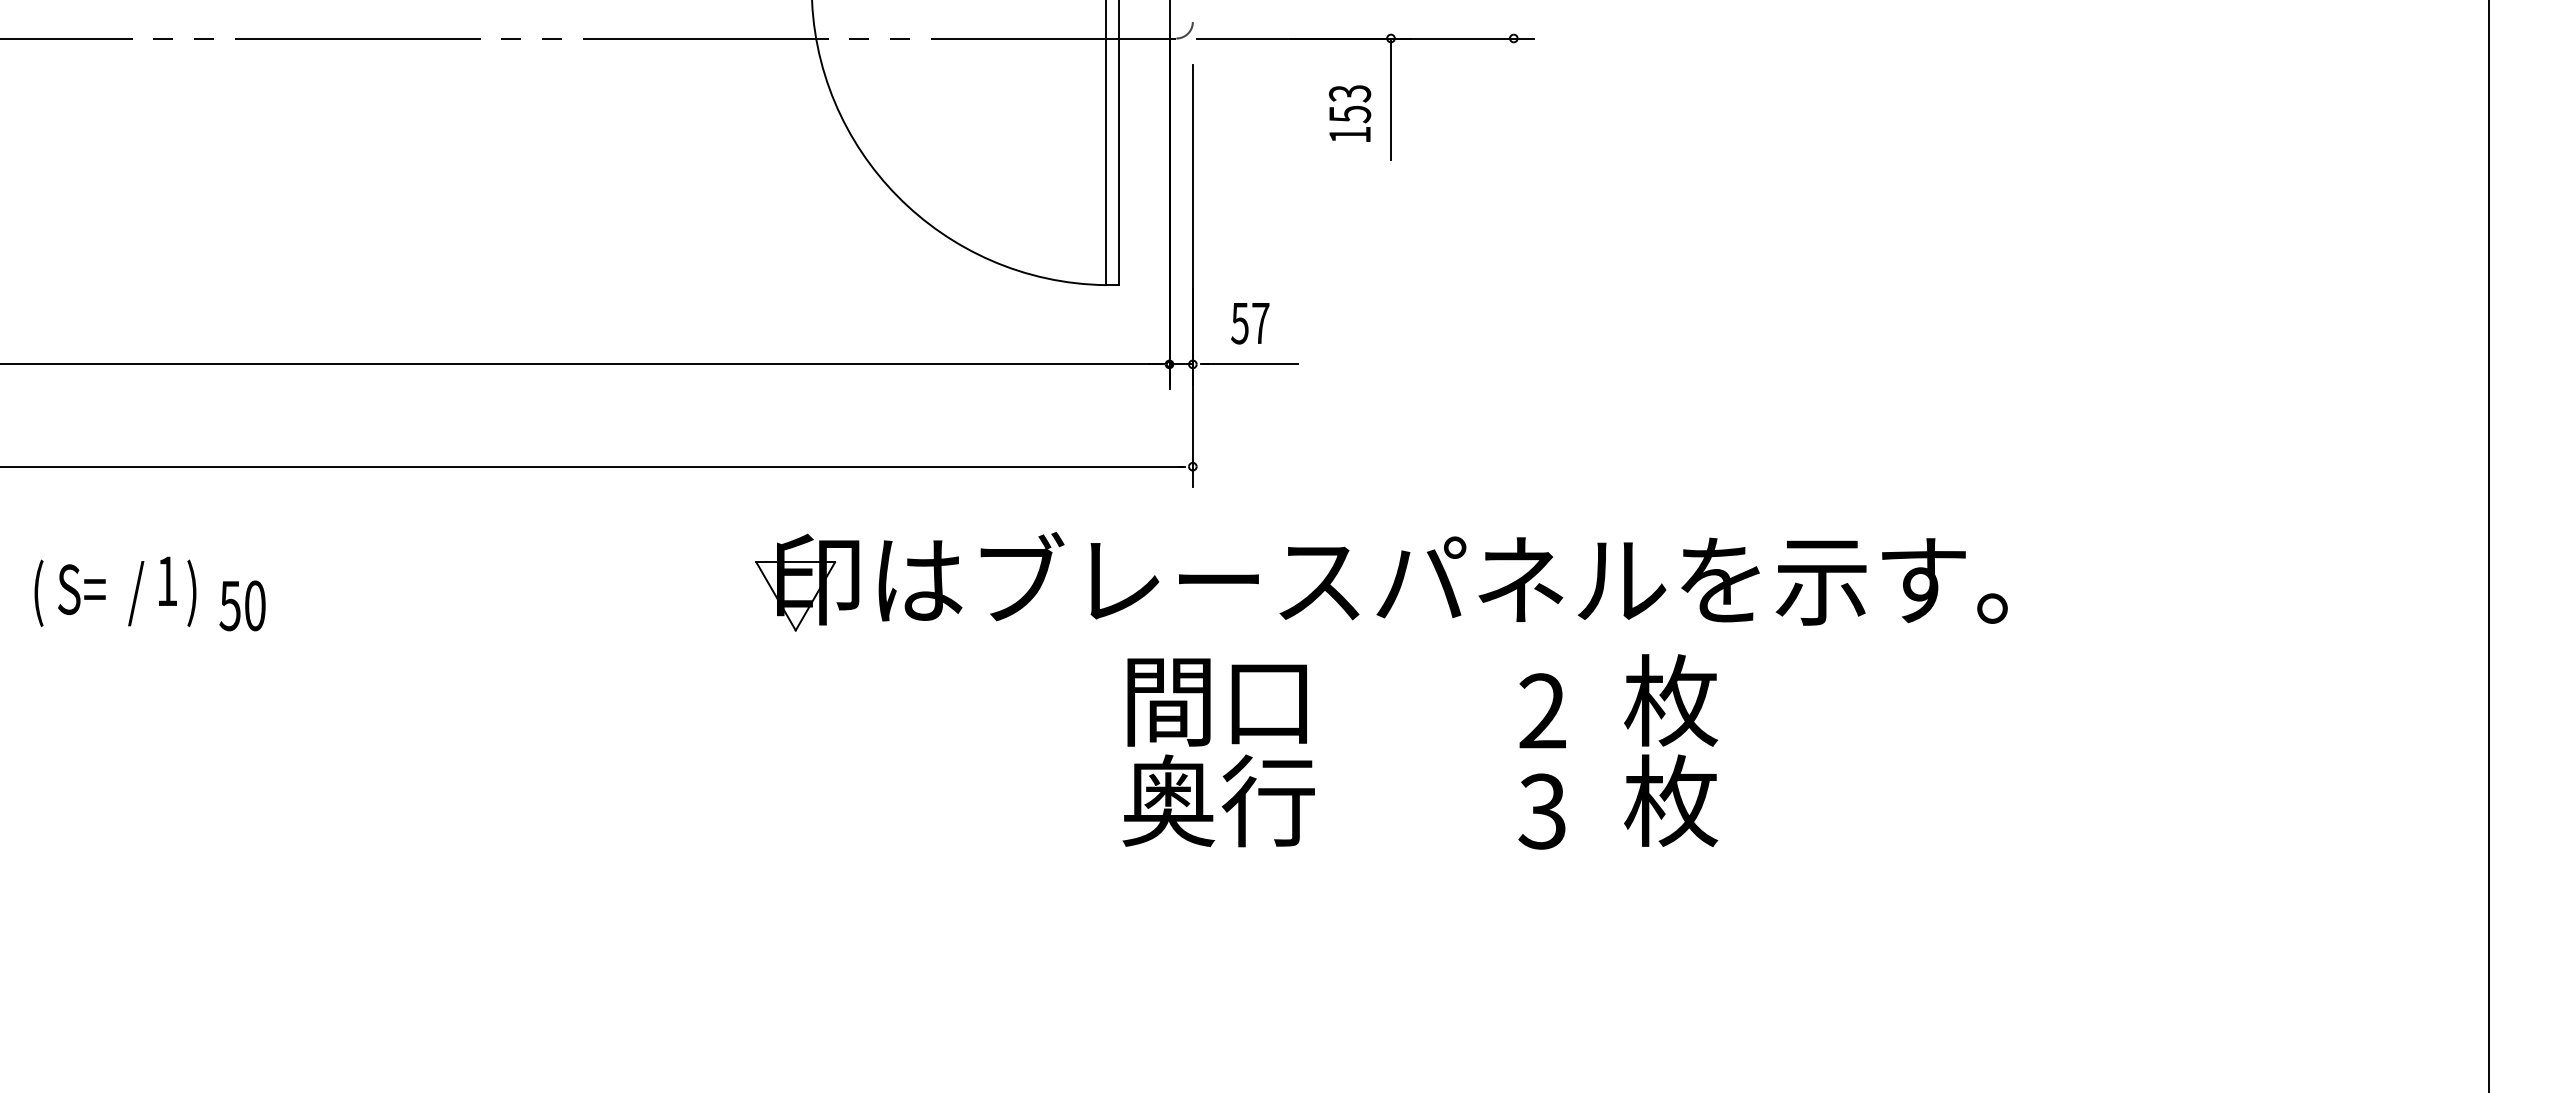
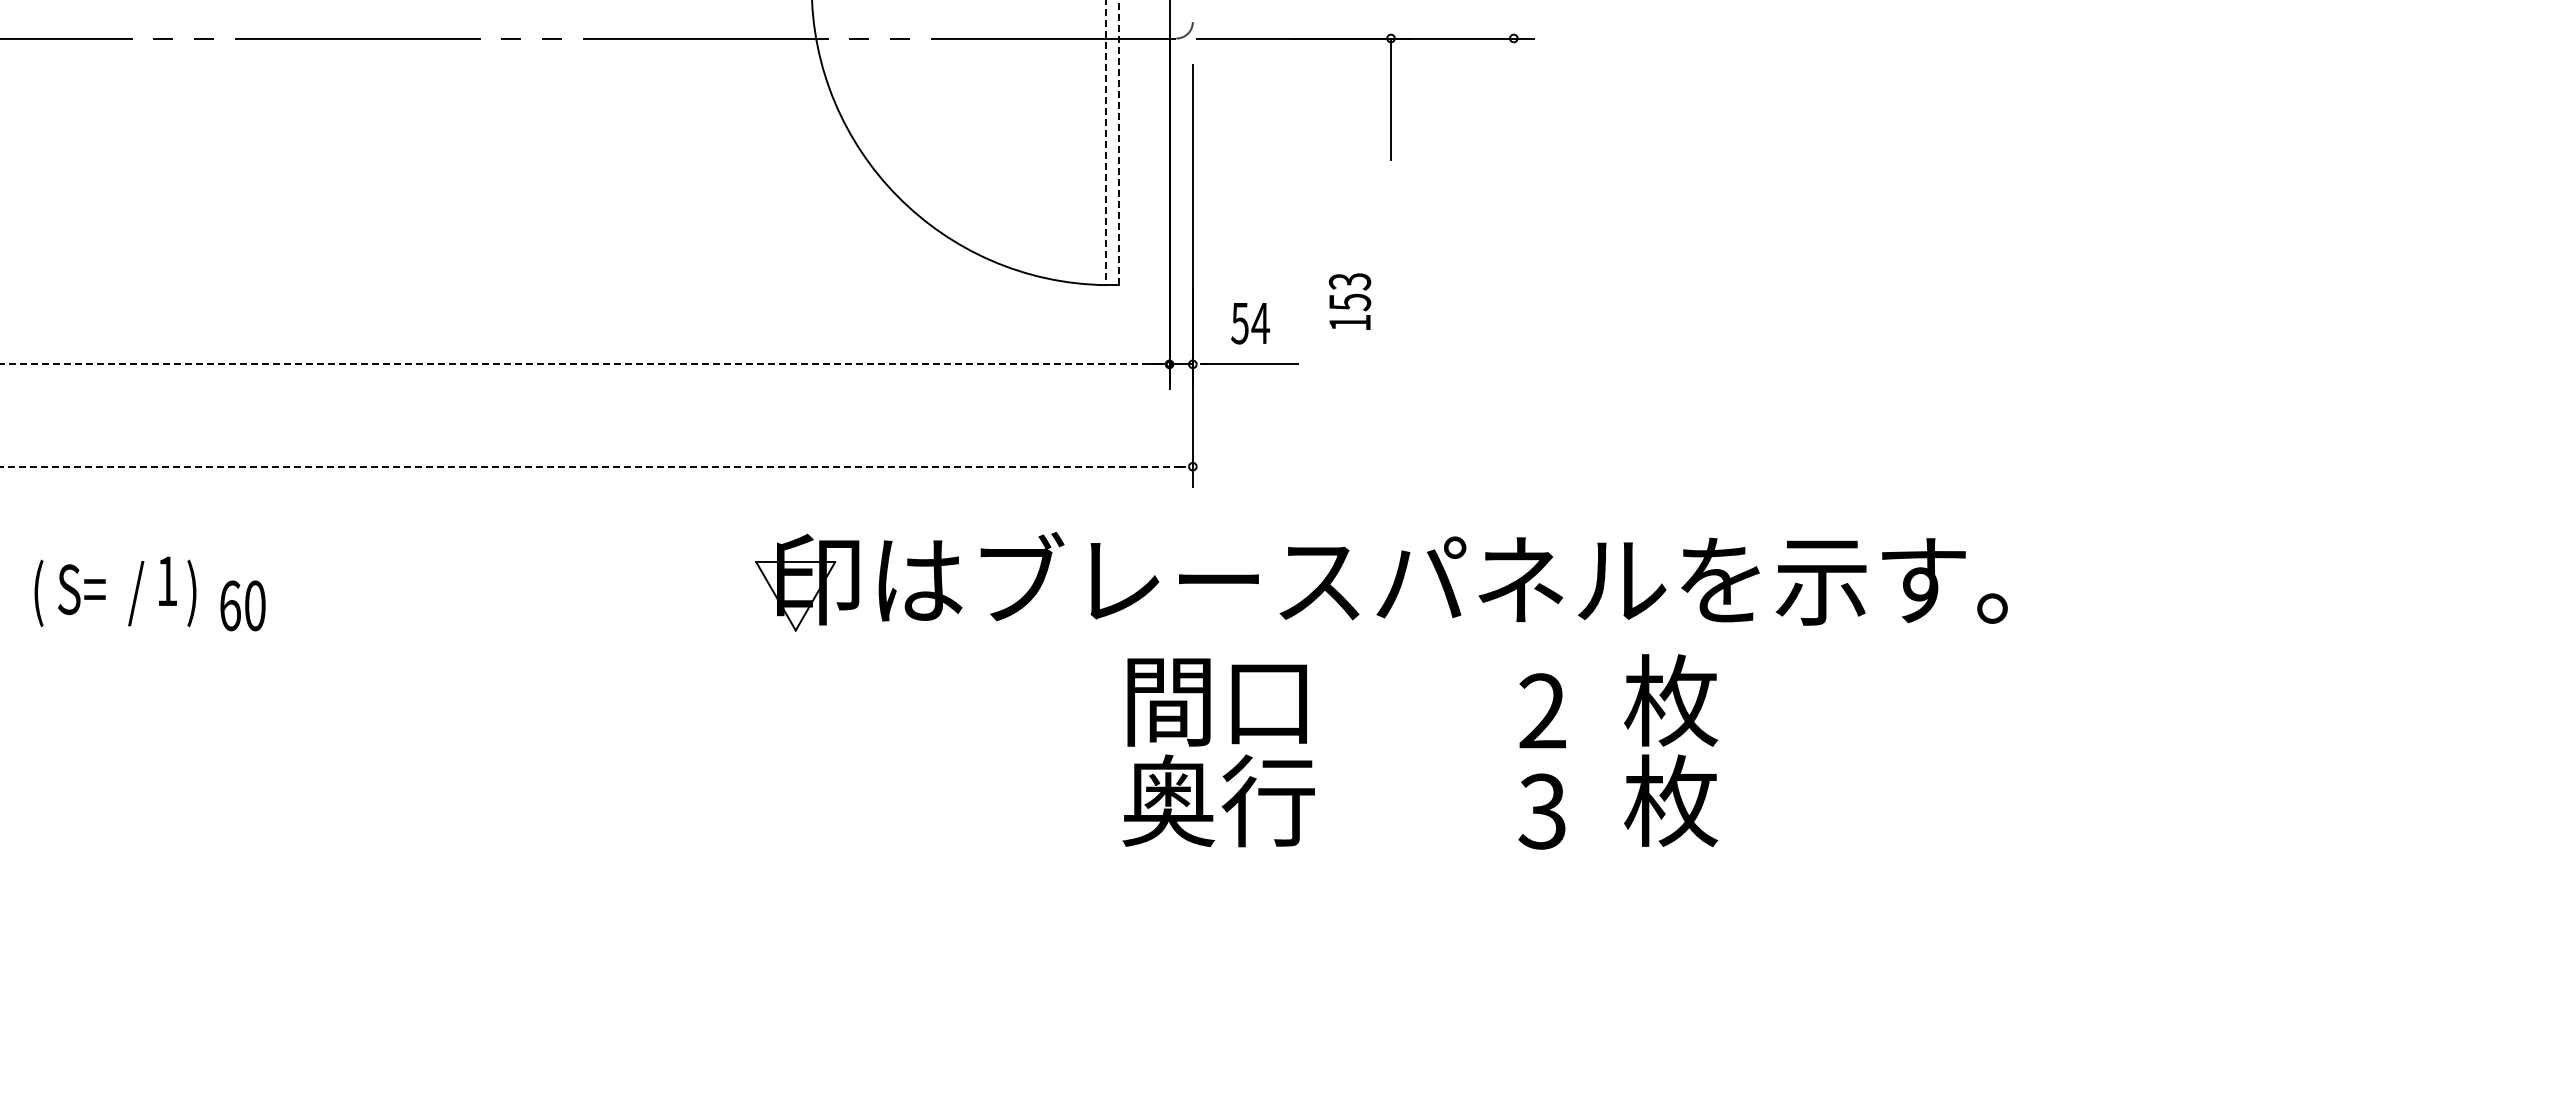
text position: (1350, 113) -> (1350, 301) (1350, 301)
line: solid -> dashed (1118, 142)
line: solid -> dashed (1105, 143)
text: 57 -> 54 (1260, 323)
line: solid -> dashed (580, 364)
line: solid -> dashed (591, 466)
line: present -> none (2489, 545)
text: 50 -> 60 (229, 605)
